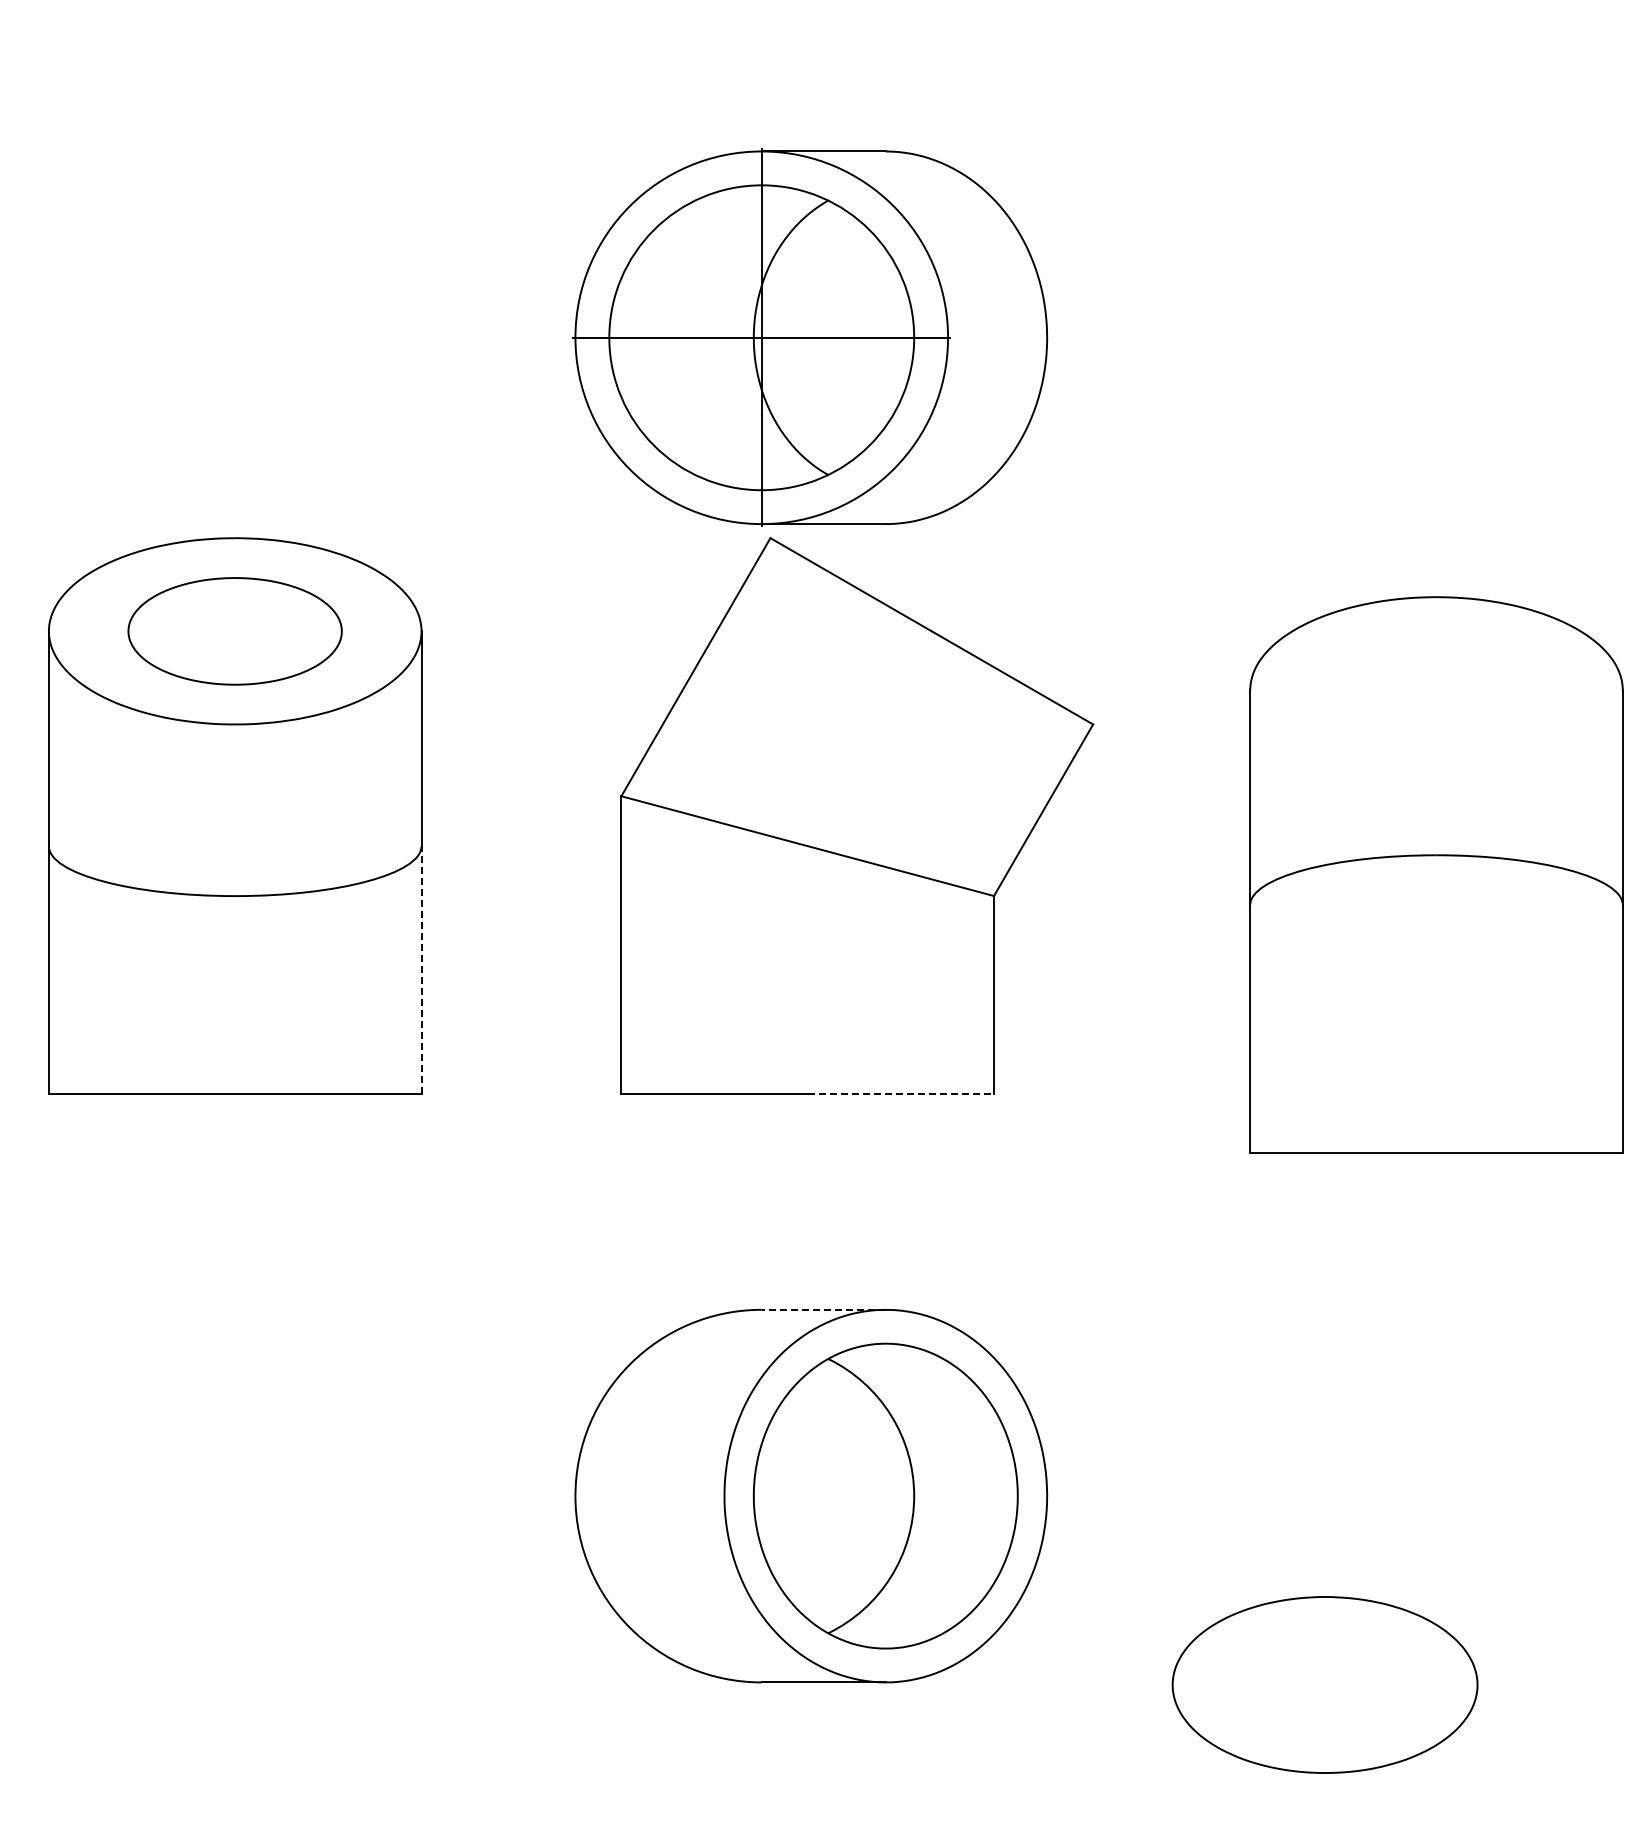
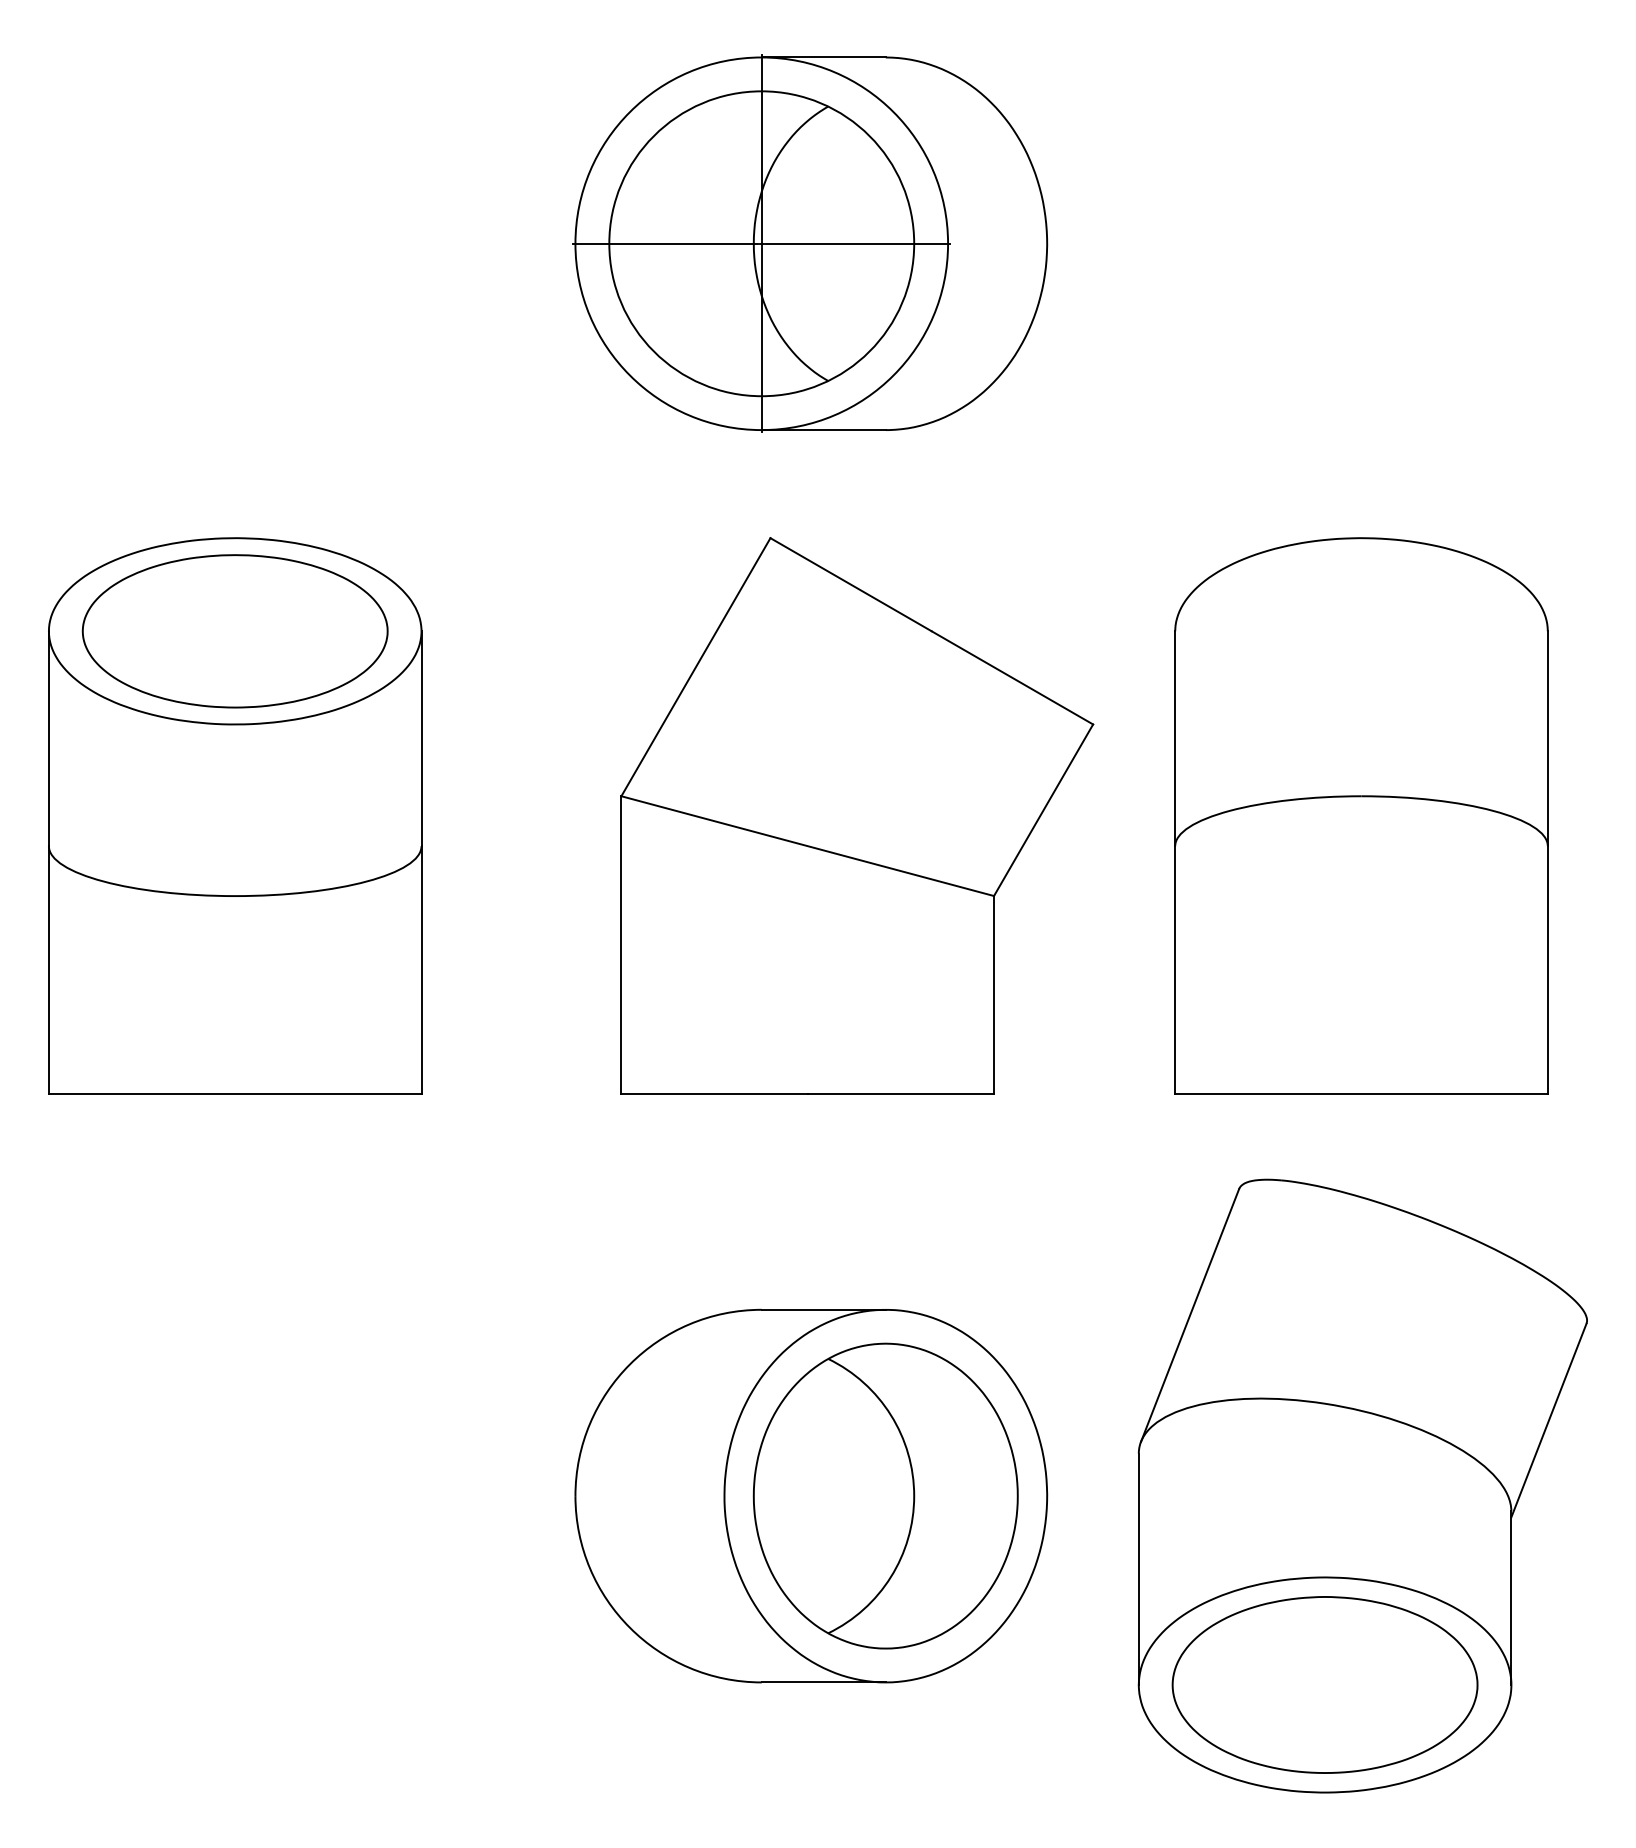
part position: (810, 337) -> (810, 243) (810, 243)
part size: 216x109 px -> 308x155 px (234, 631)
part position: (1436, 874) -> (1361, 815) (1361, 815)
line: dashed -> solid (421, 970)
line: dashed -> solid (901, 1094)
line: dashed -> solid (823, 1309)
part: none -> present (1362, 1485)
